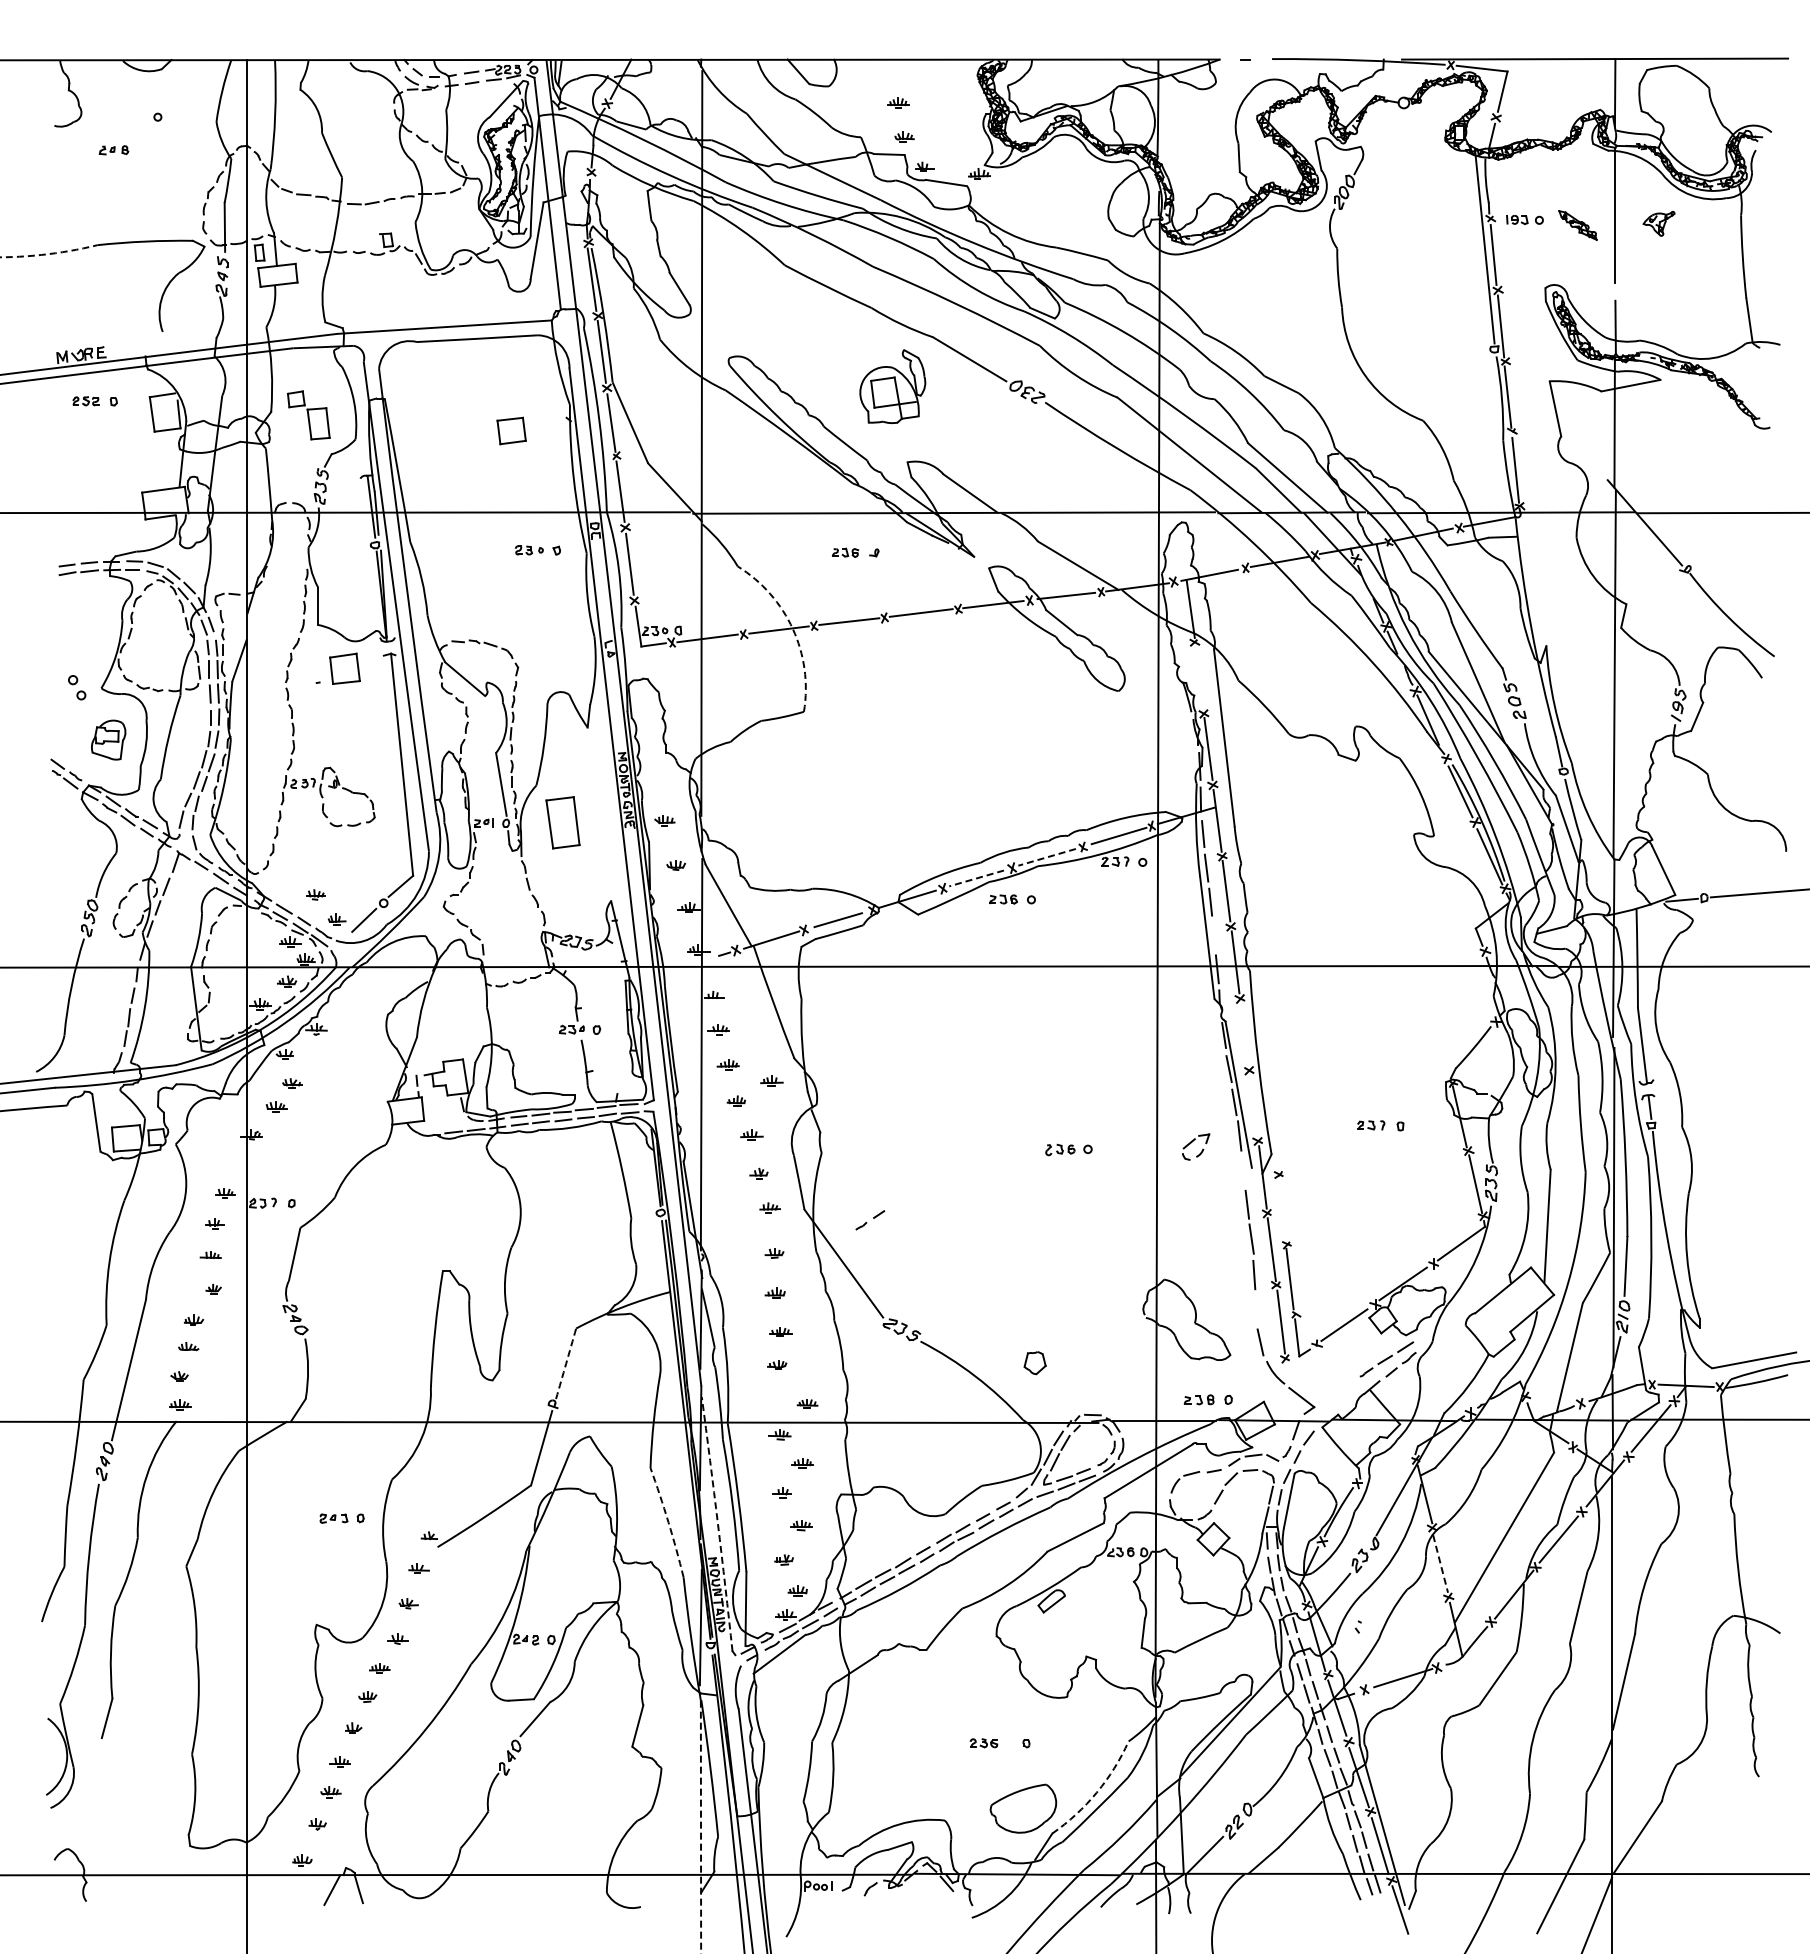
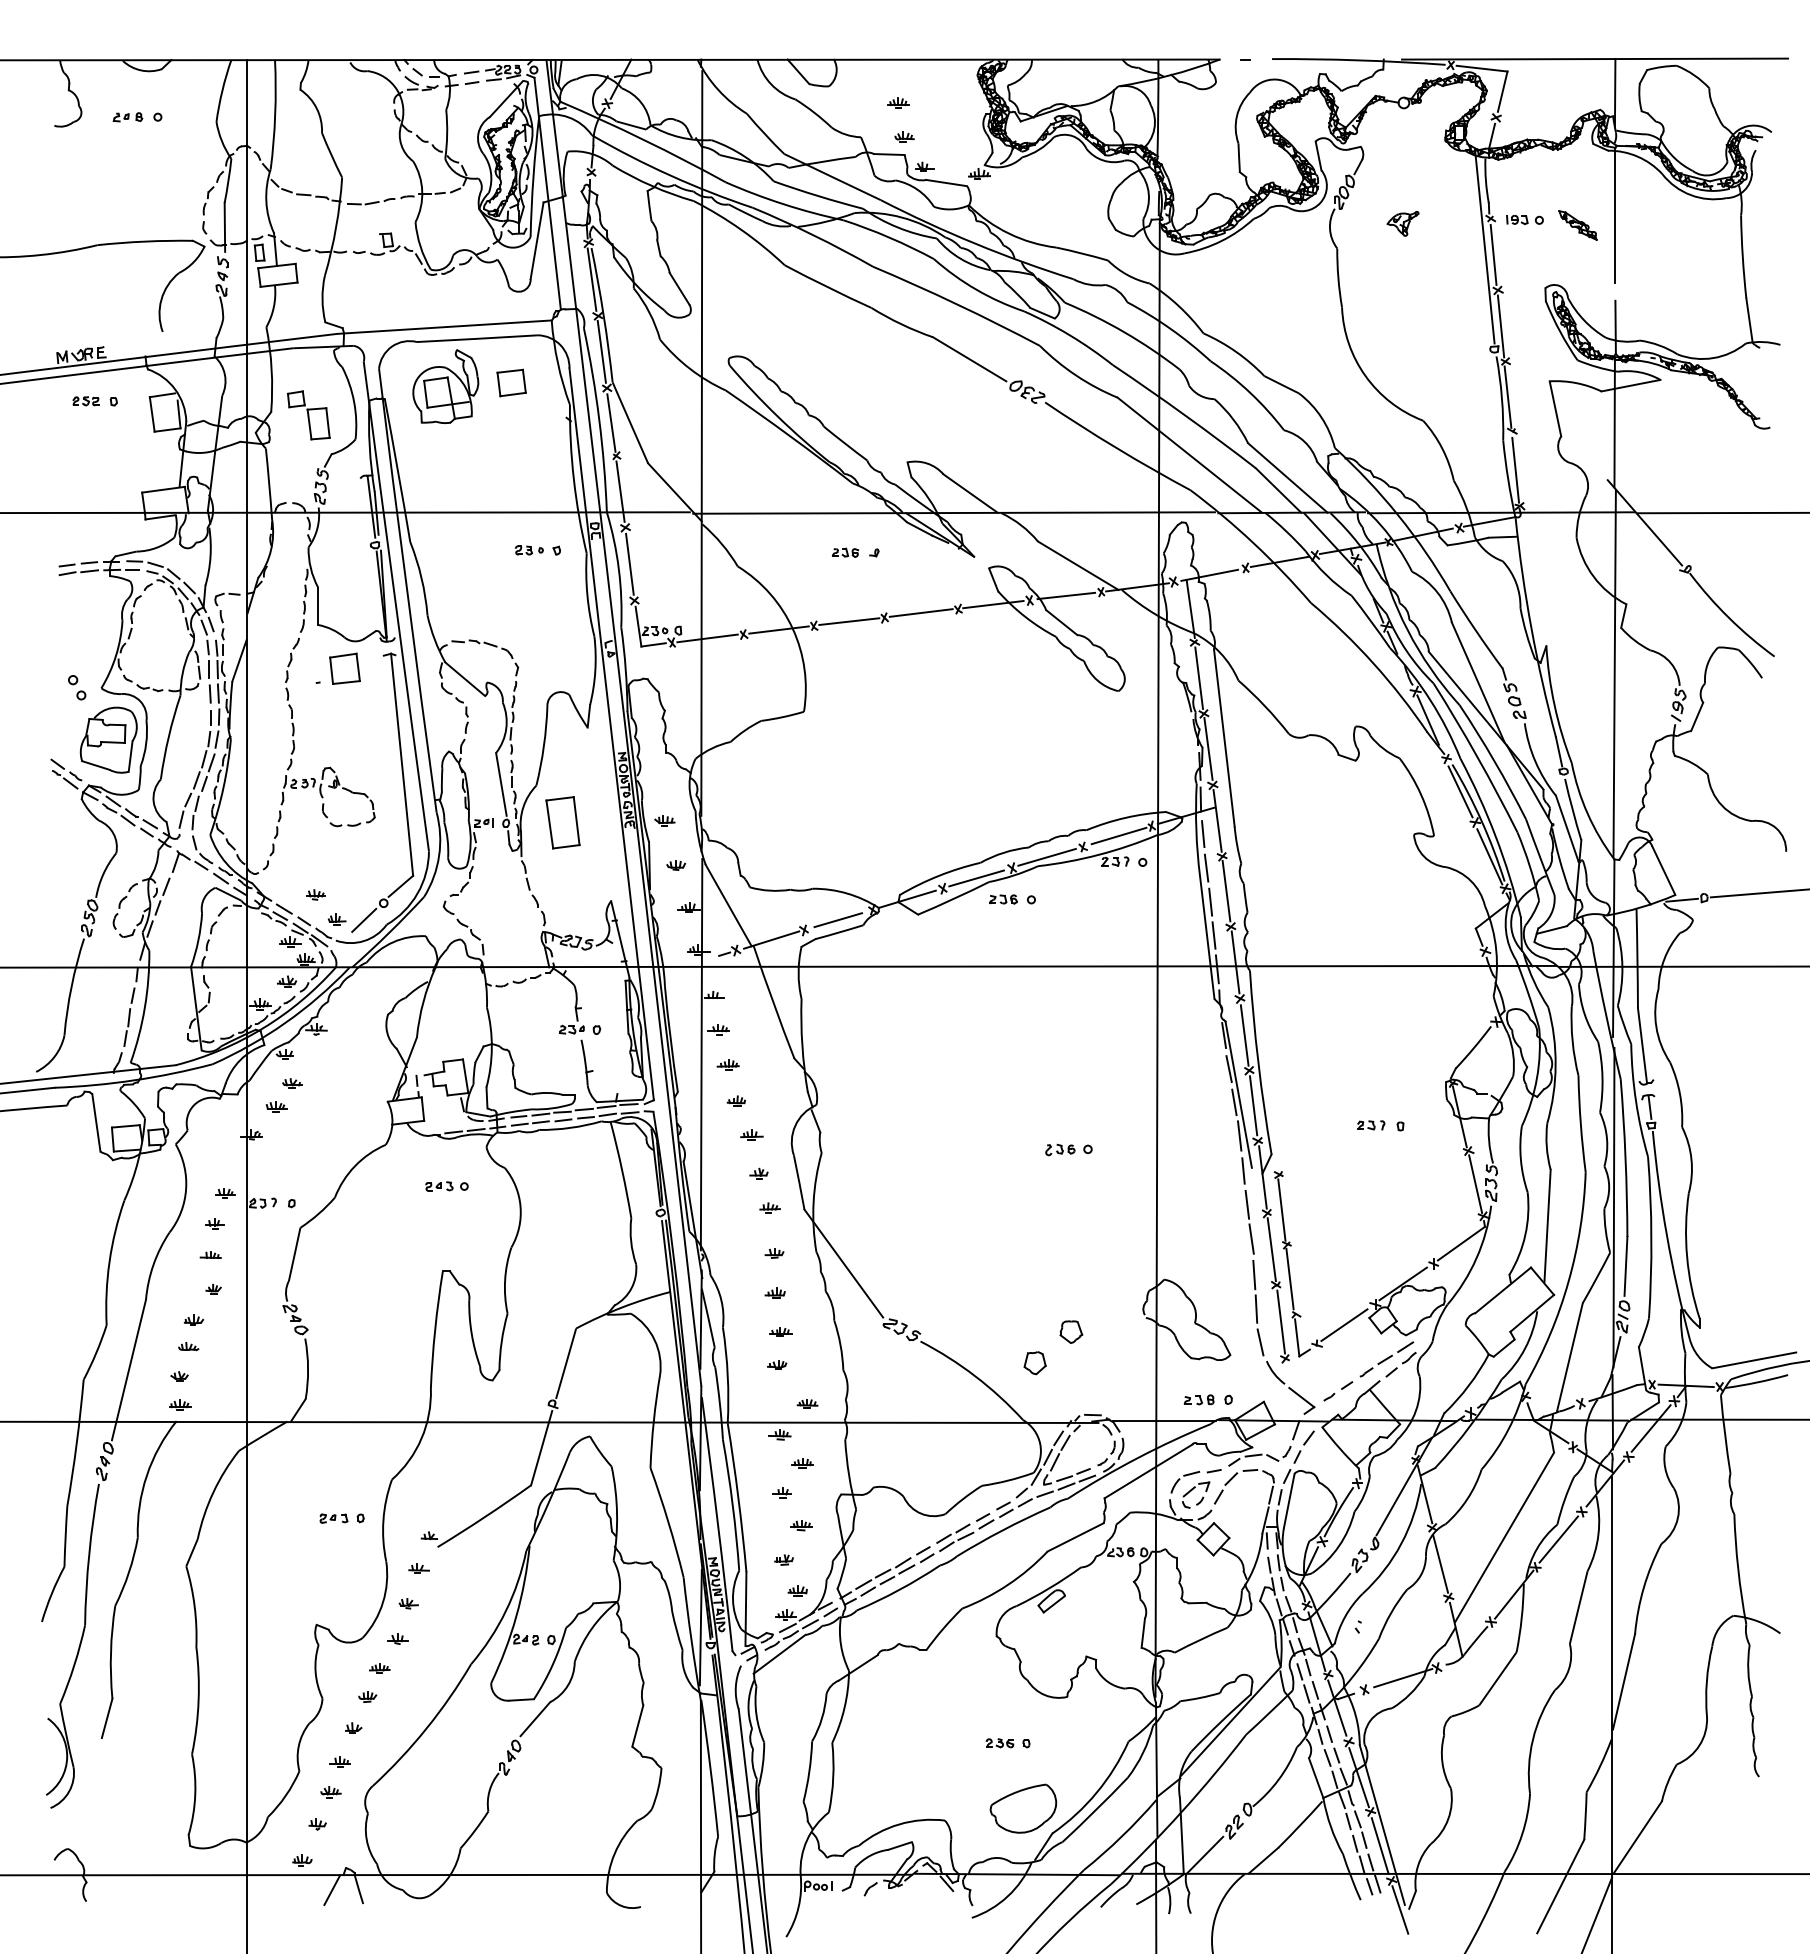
part position: (113, 150) -> (127, 117) (127, 117)
part position: (1658, 223) -> (1402, 223) (1402, 223)
arc: dashed -> solid (49, 253)
part position: (892, 386) -> (445, 386) (445, 386)
part position: (511, 430) -> (511, 382) (511, 382)
arc: dashed -> solid (792, 629)
line: none -> present (1198, 677)
part size: 36x42 px -> 59x68 px (108, 739)
line: dashed -> solid (1047, 857)
line: dashed -> solid (976, 878)
line: none -> present (1213, 935)
line: none -> present (1244, 1035)
part: present -> none (771, 1080)
line: none -> present (1253, 1105)
part position: (1196, 1146) -> (1196, 1494) (1196, 1494)
line: none -> present (1243, 1170)
part: none -> present (446, 1186)
line: none -> present (1281, 1209)
part position: (870, 1220) -> (1338, 1391) (1338, 1391)
line: none -> present (1256, 1308)
part: none -> present (1071, 1331)
arc: dashed -> solid (566, 1363)
arc: dashed -> solid (668, 1522)
arc: dashed -> solid (717, 1524)
line: dashed -> solid (1440, 1563)
part position: (983, 1743) -> (999, 1743) (999, 1743)
arc: dashed -> solid (1096, 1792)
line: dashed -> solid (701, 1827)
